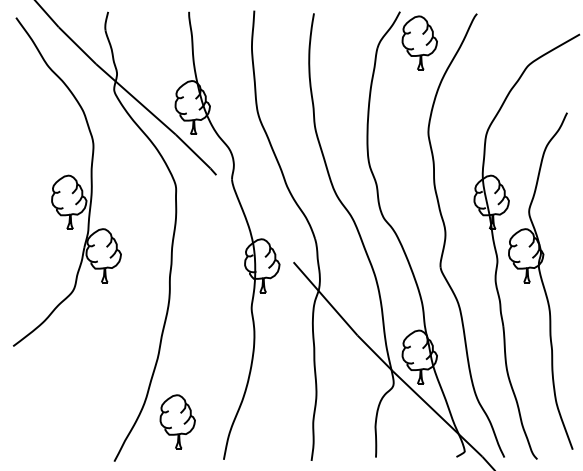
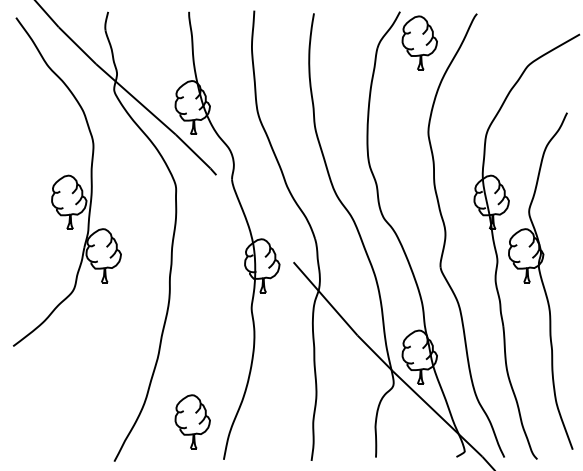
part position: (177, 421) -> (192, 421) (192, 421)
